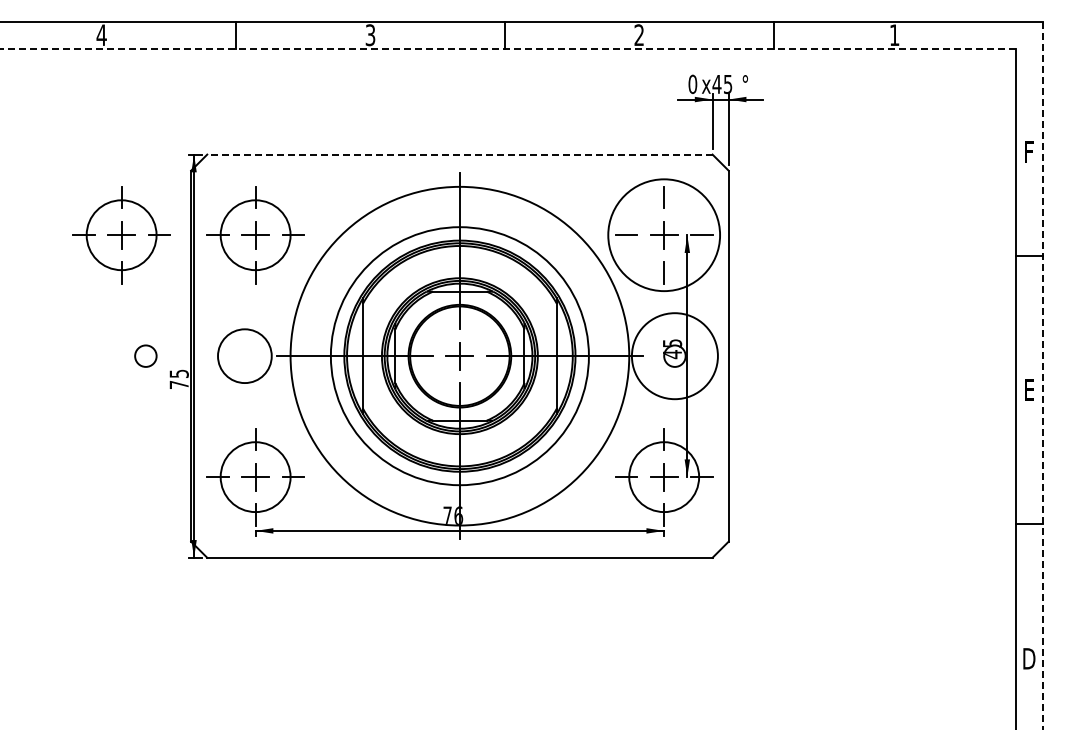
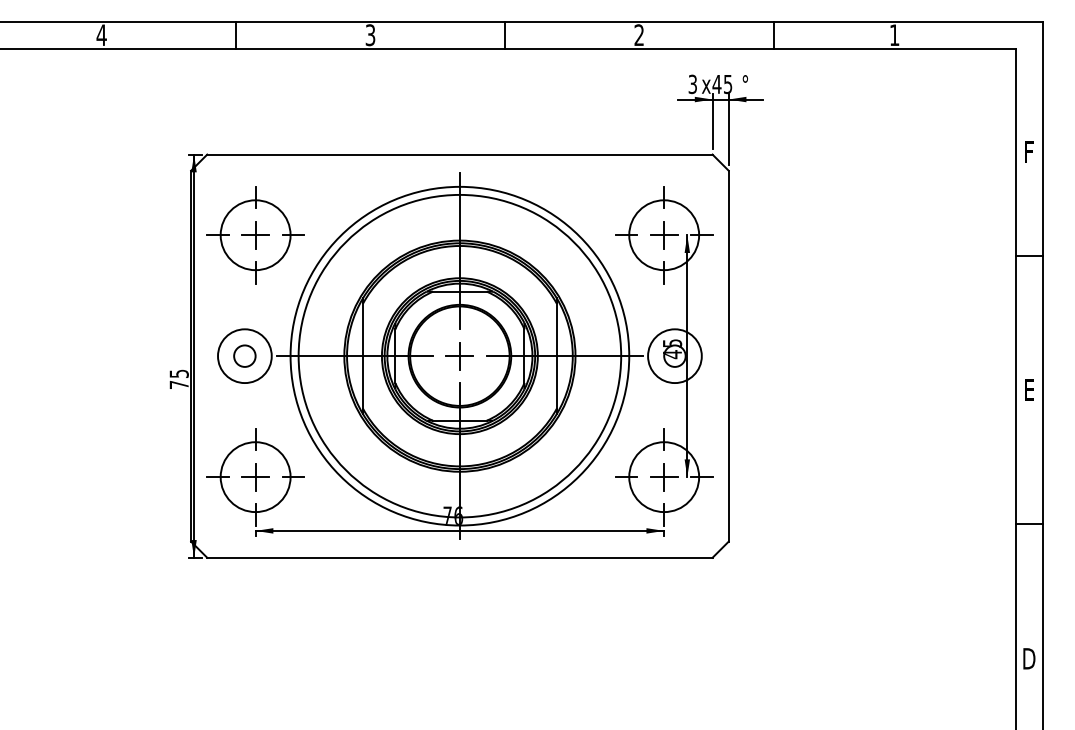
line: dashed -> solid (507, 48)
text: 0 -> 3 (692, 84)
line: dashed -> solid (459, 154)
part: present -> none (121, 235)
circle diameter: 112 px -> 70 px (664, 235)
circle position: (145, 355) -> (244, 355) (244, 355)
circle diameter: 258 px -> 323 px (459, 355)
circle diameter: 86 px -> 54 px (674, 356)
line: dashed -> solid (1042, 375)
